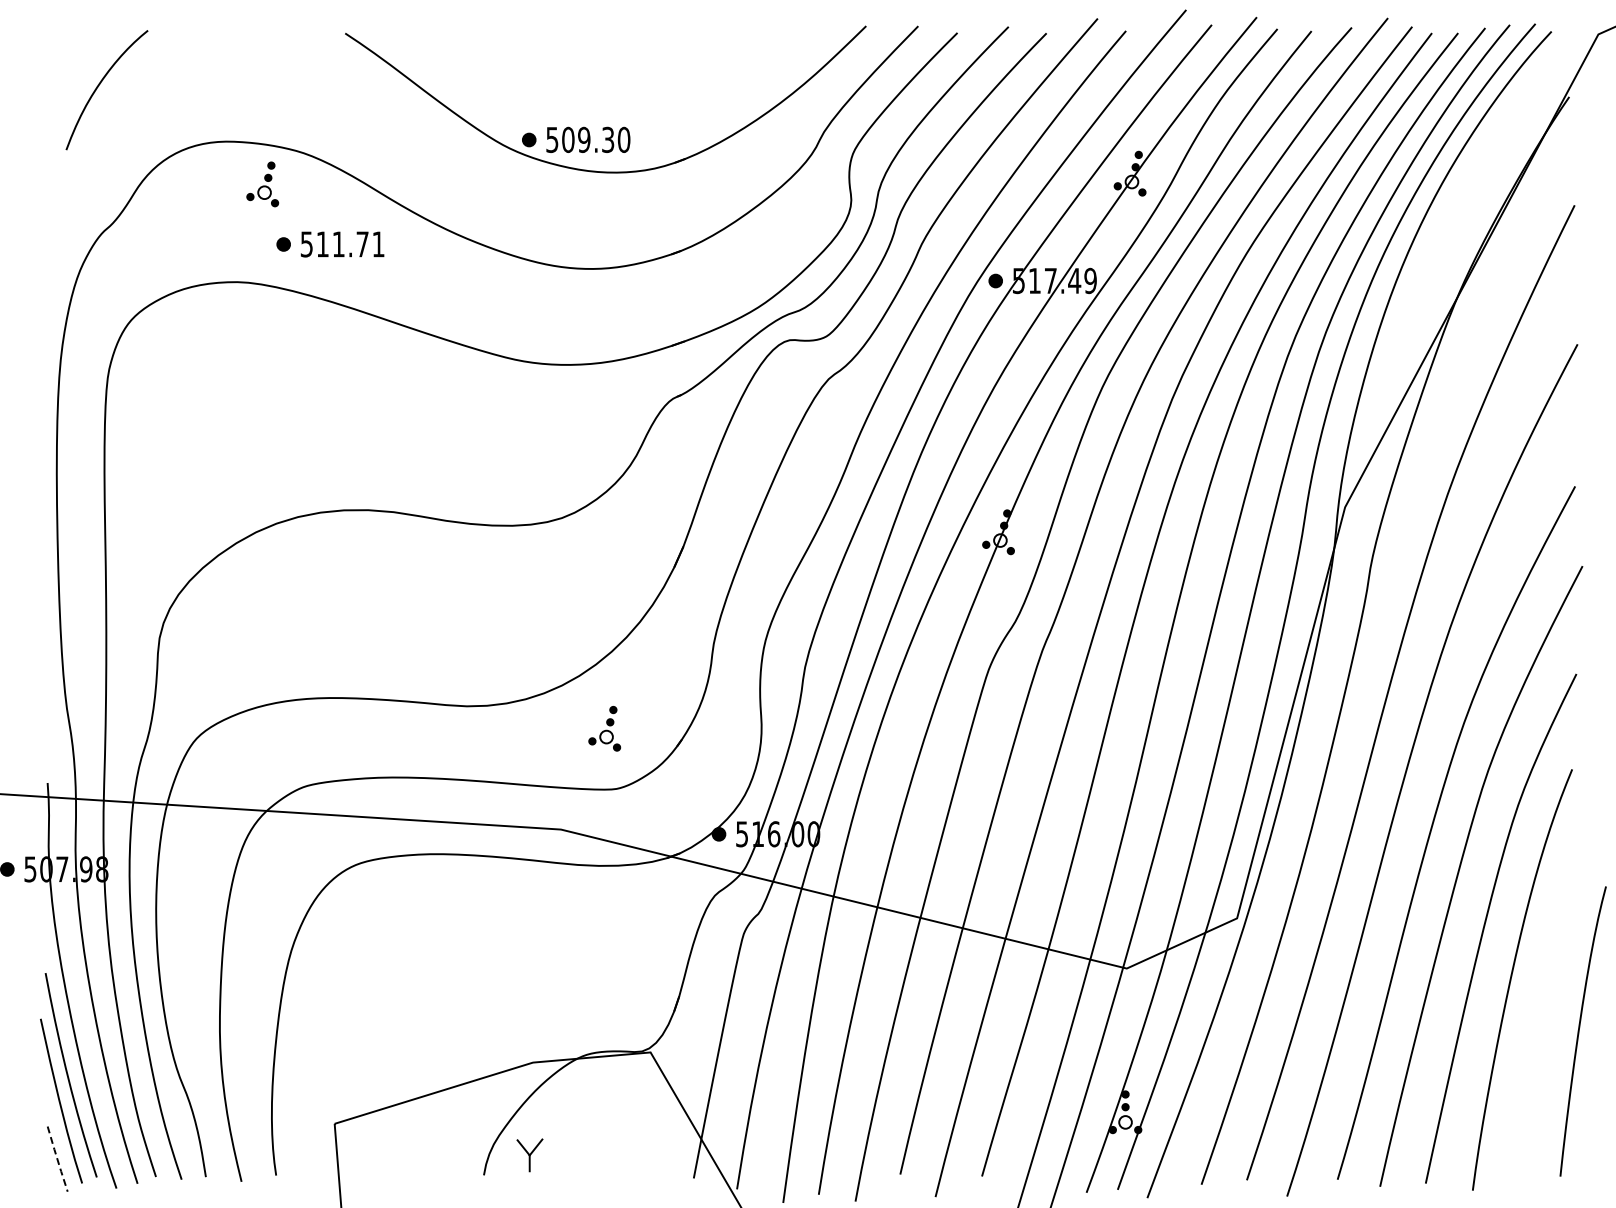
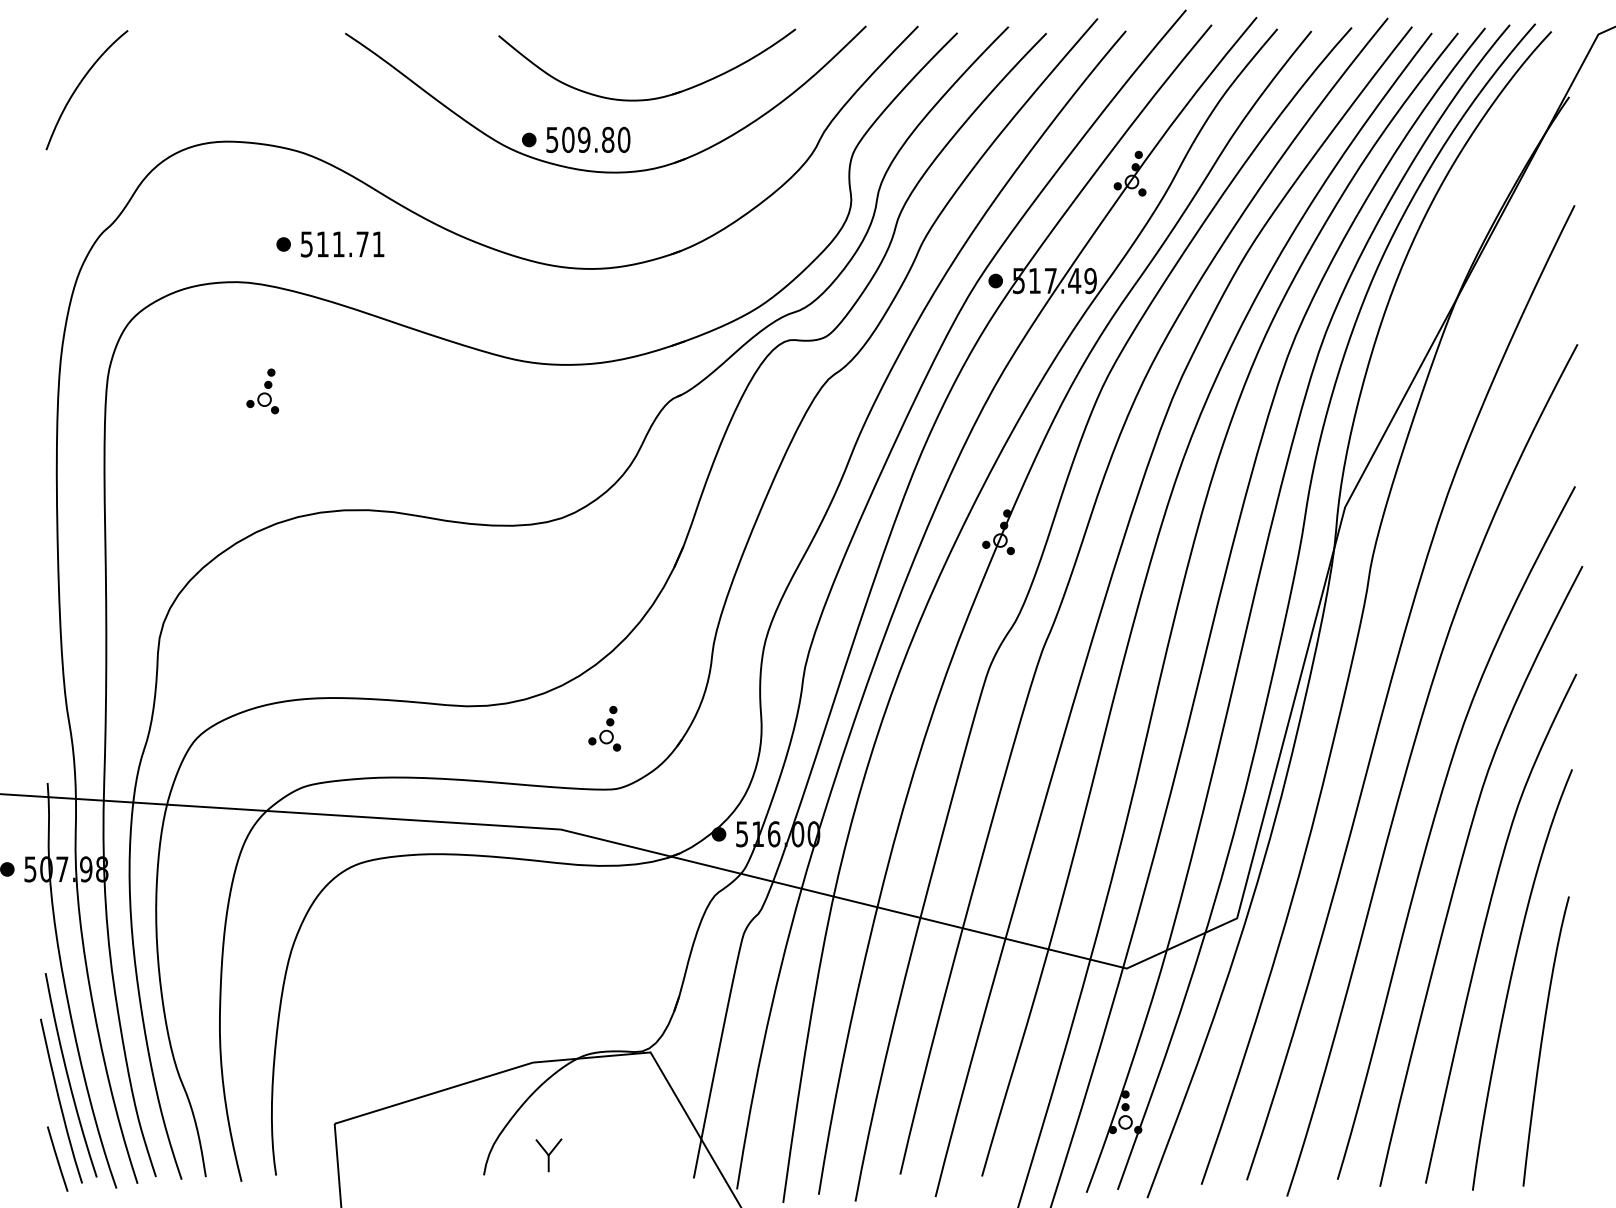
curve position: (100, 84) -> (80, 84) (80, 84)
part: none -> present (655, 97)
text: 509.30 -> 509.80 (608, 139)
part position: (262, 184) -> (262, 391) (262, 391)
curve position: (1579, 1031) -> (1542, 1041) (1542, 1041)
part position: (529, 1155) -> (548, 1155) (548, 1155)
line: dashed -> solid (57, 1159)
